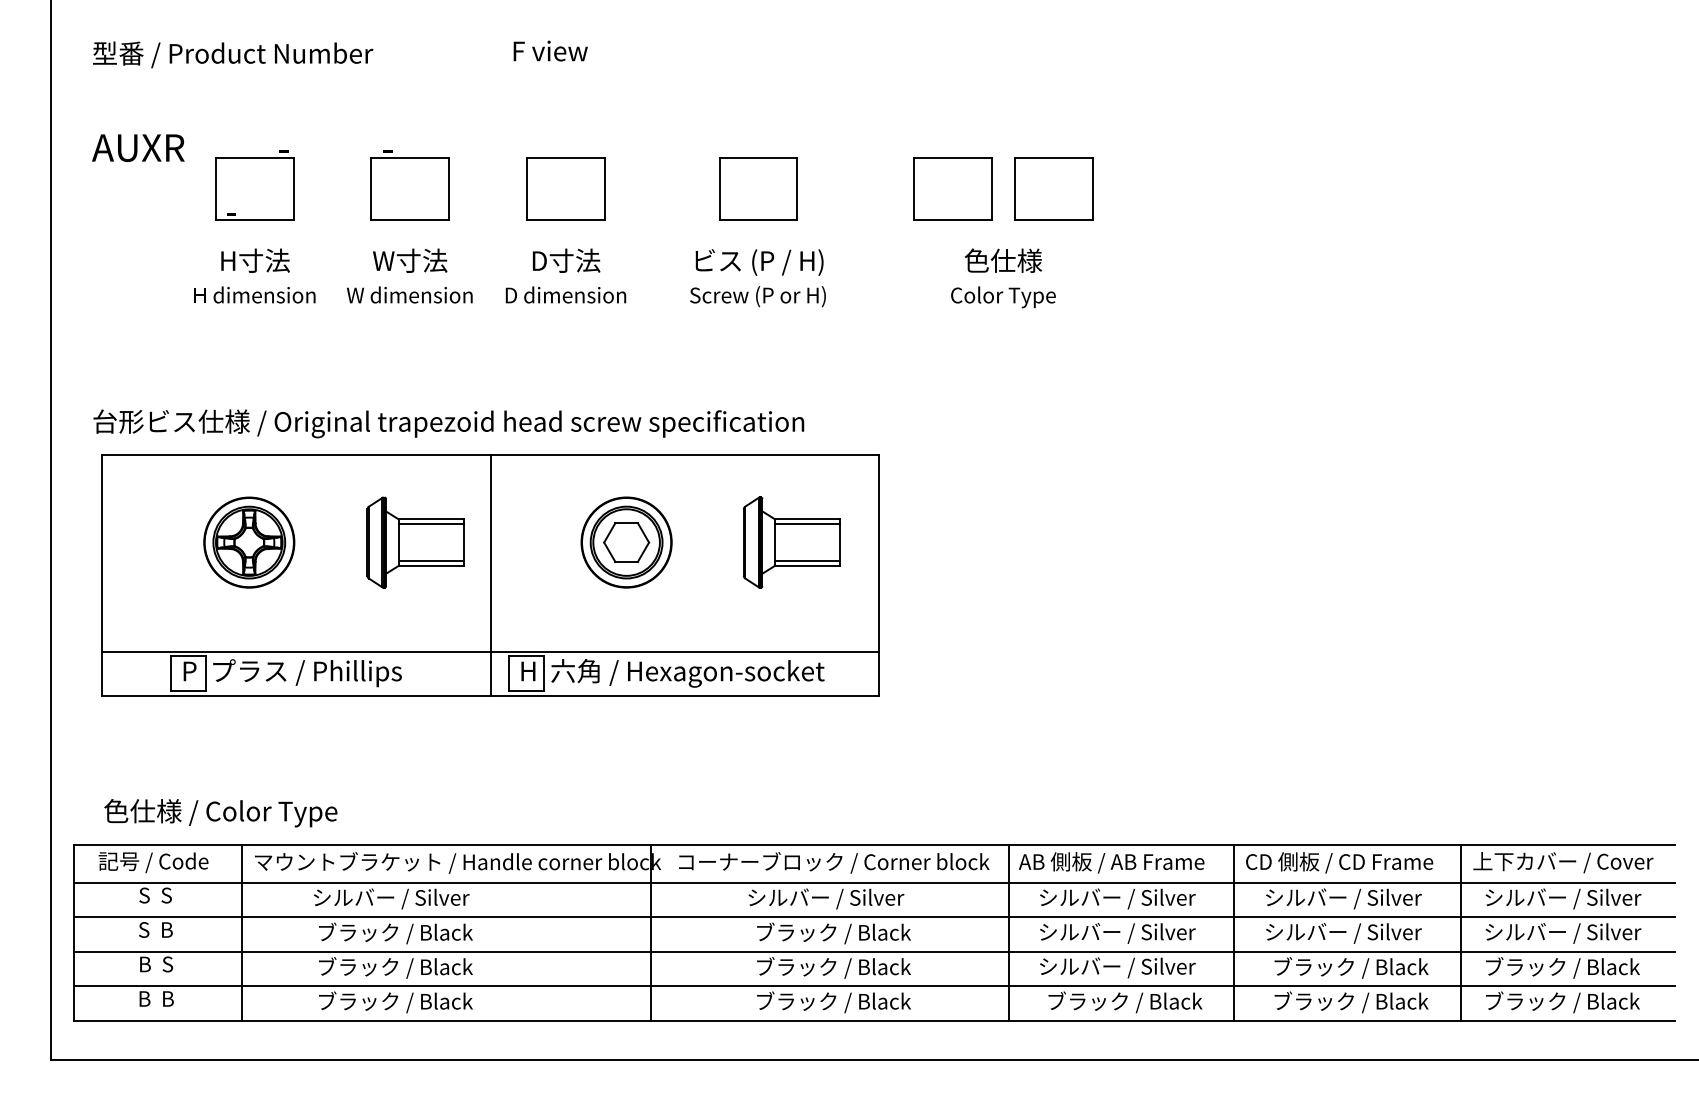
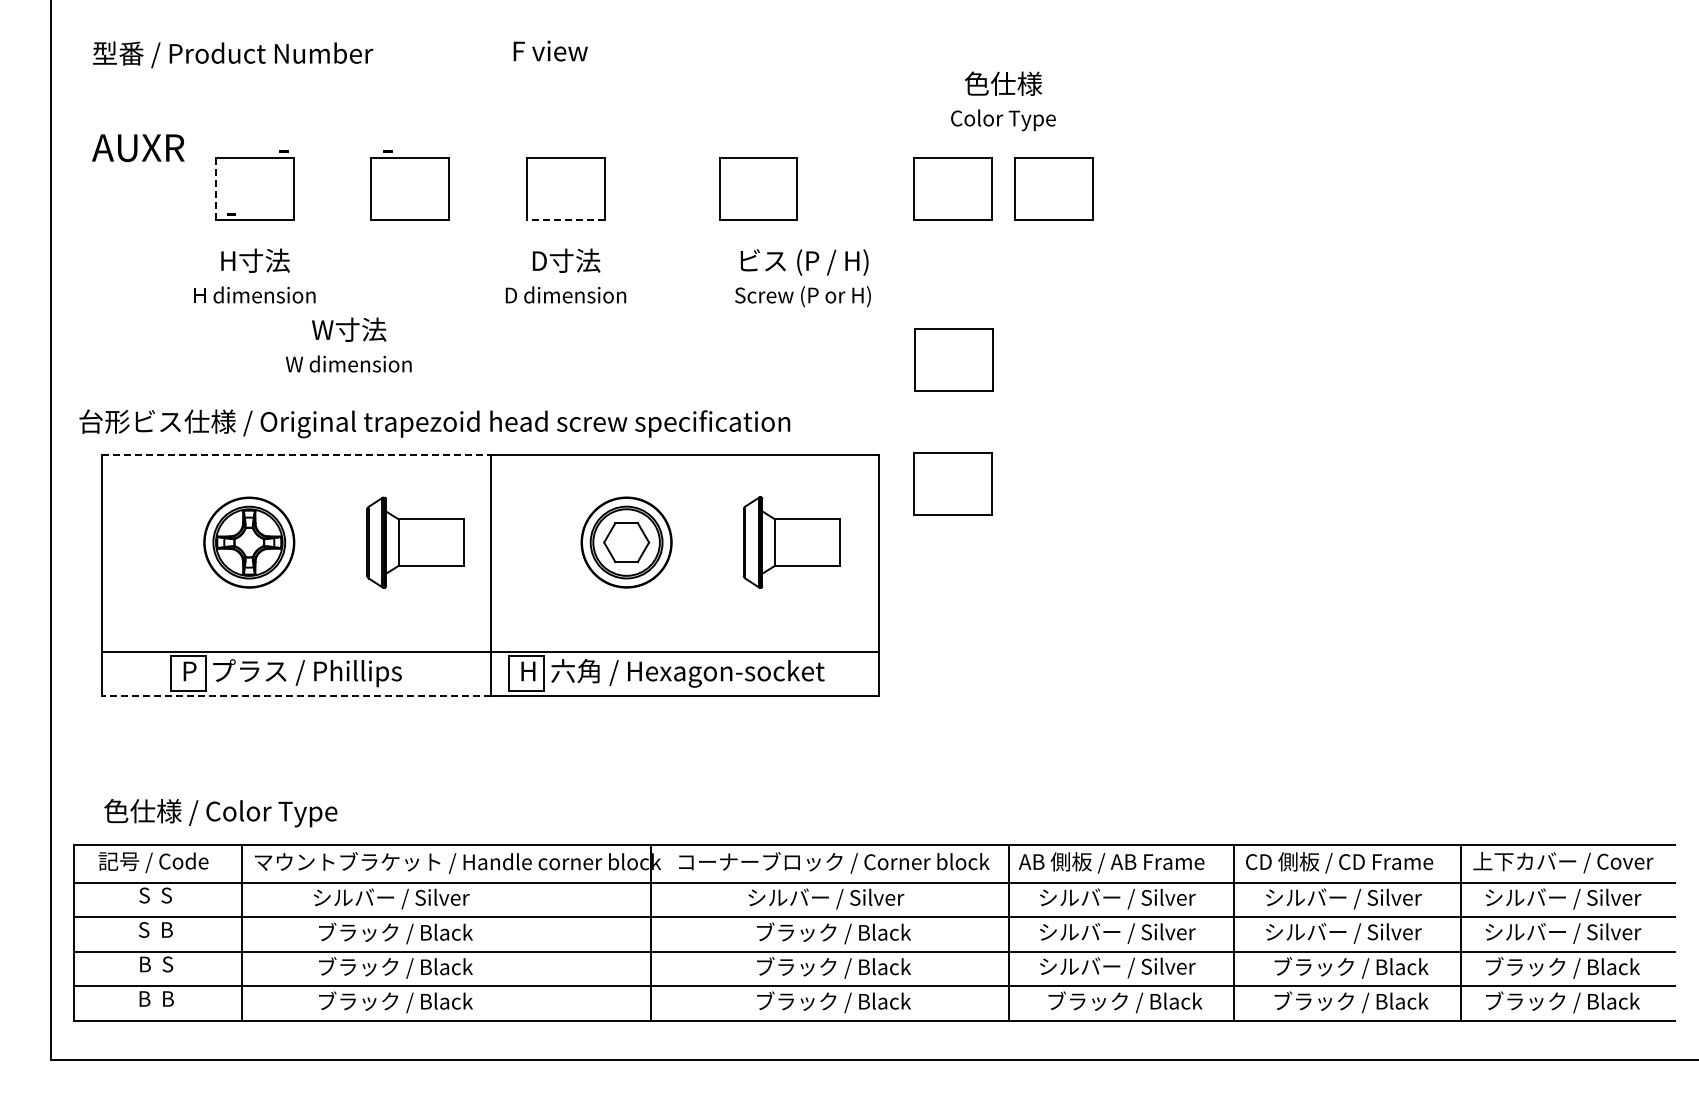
line: solid -> dashed (215, 188)
line: solid -> dashed (565, 220)
text position: (409, 275) -> (348, 344) (348, 344)
text position: (757, 278) -> (802, 278) (802, 278)
text position: (1003, 278) -> (1003, 101) (1003, 101)
part: none -> present (953, 359)
text position: (448, 423) -> (434, 423) (434, 423)
line: solid -> dashed (296, 455)
part: none -> present (952, 483)
line: present -> none (430, 523)
line: present -> none (807, 523)
line: present -> none (430, 561)
line: present -> none (807, 561)
line: solid -> dashed (295, 696)
